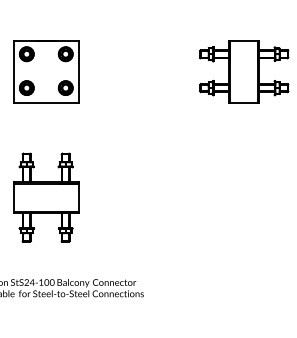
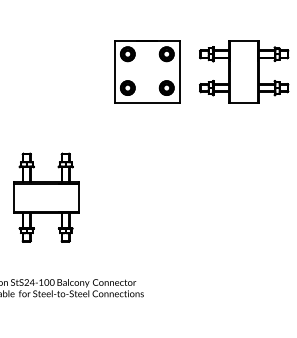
part position: (46, 71) -> (147, 71) (147, 71)
